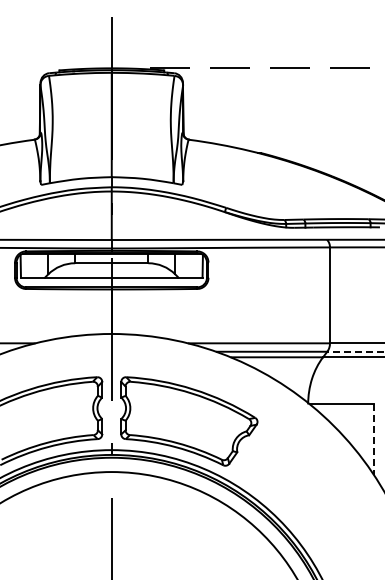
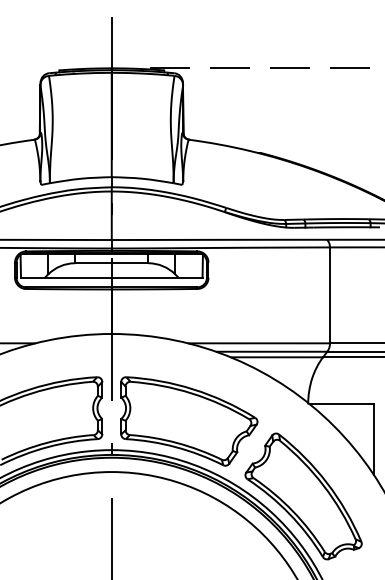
line: dashed -> solid (356, 351)
line: dashed -> solid (373, 440)
part: none -> present (303, 496)
